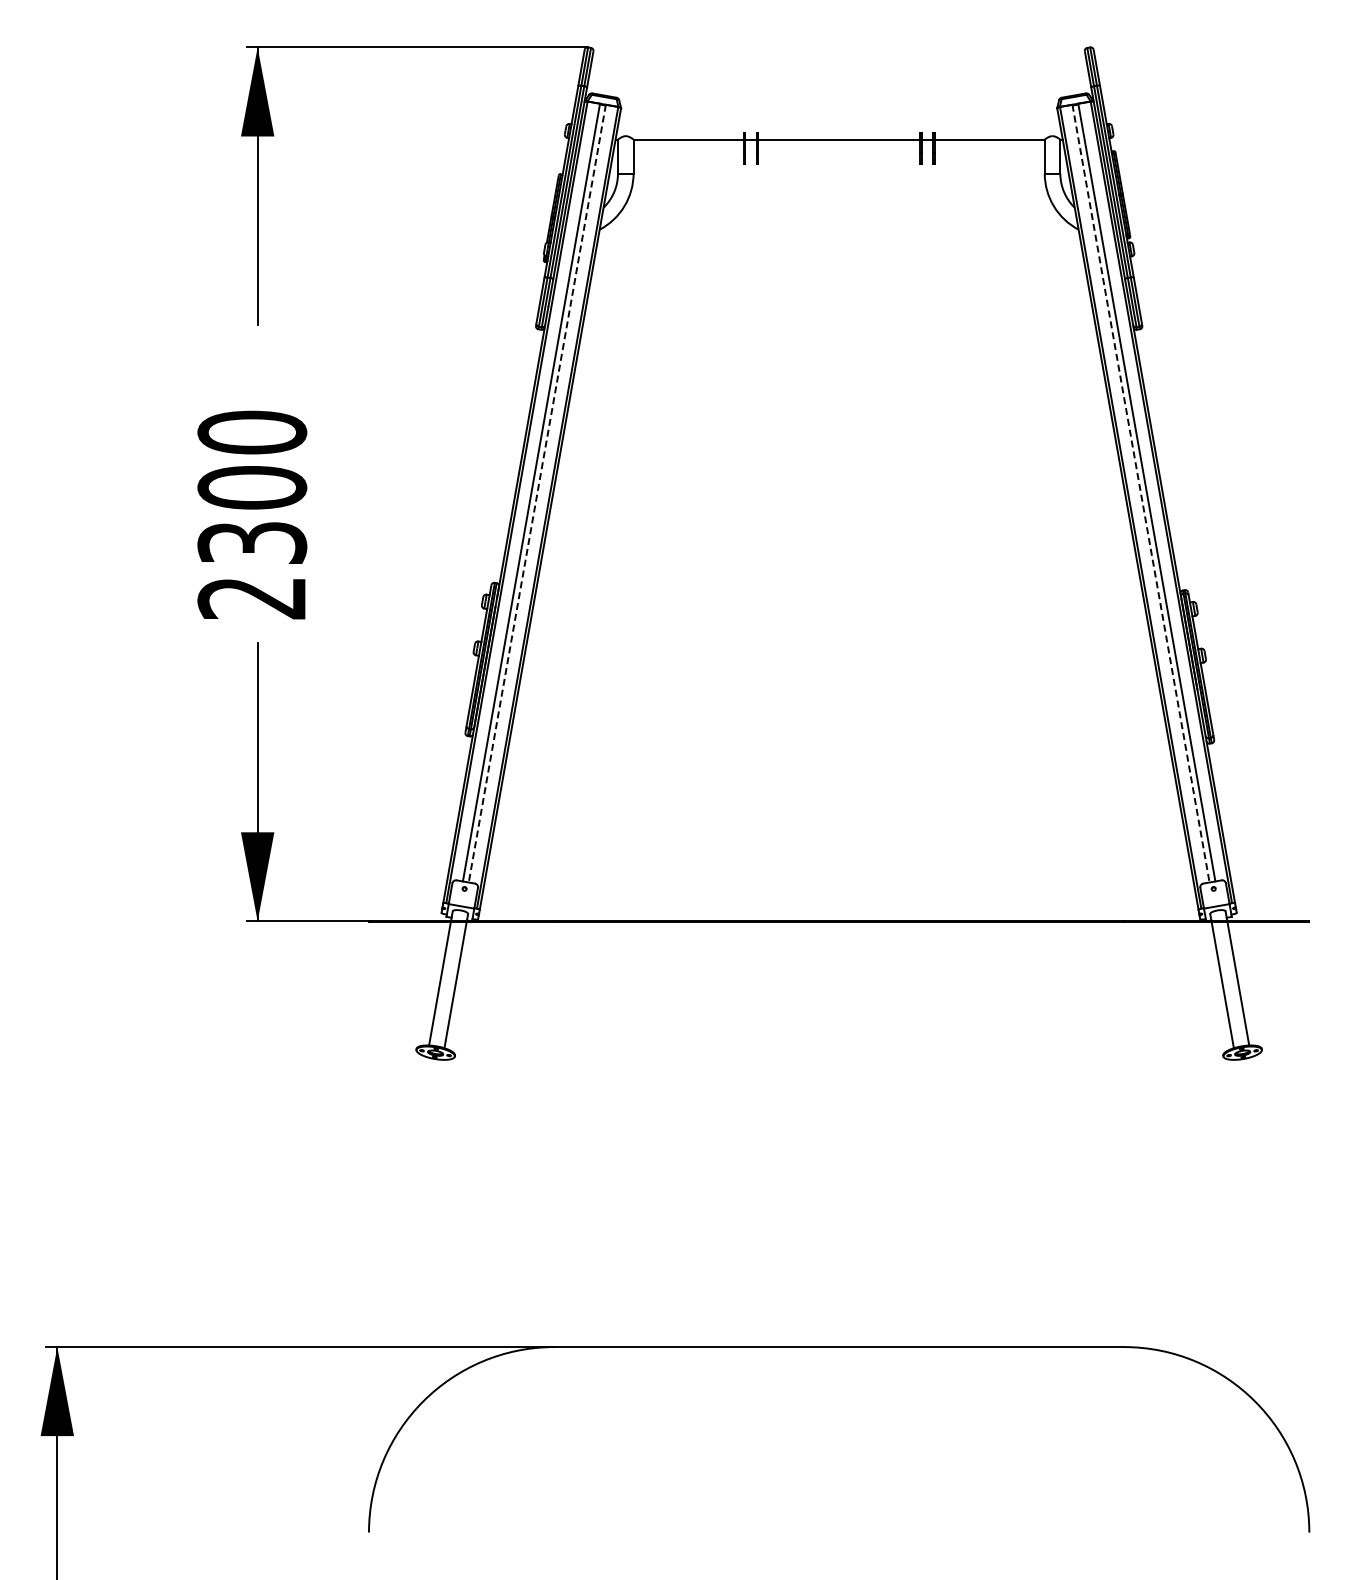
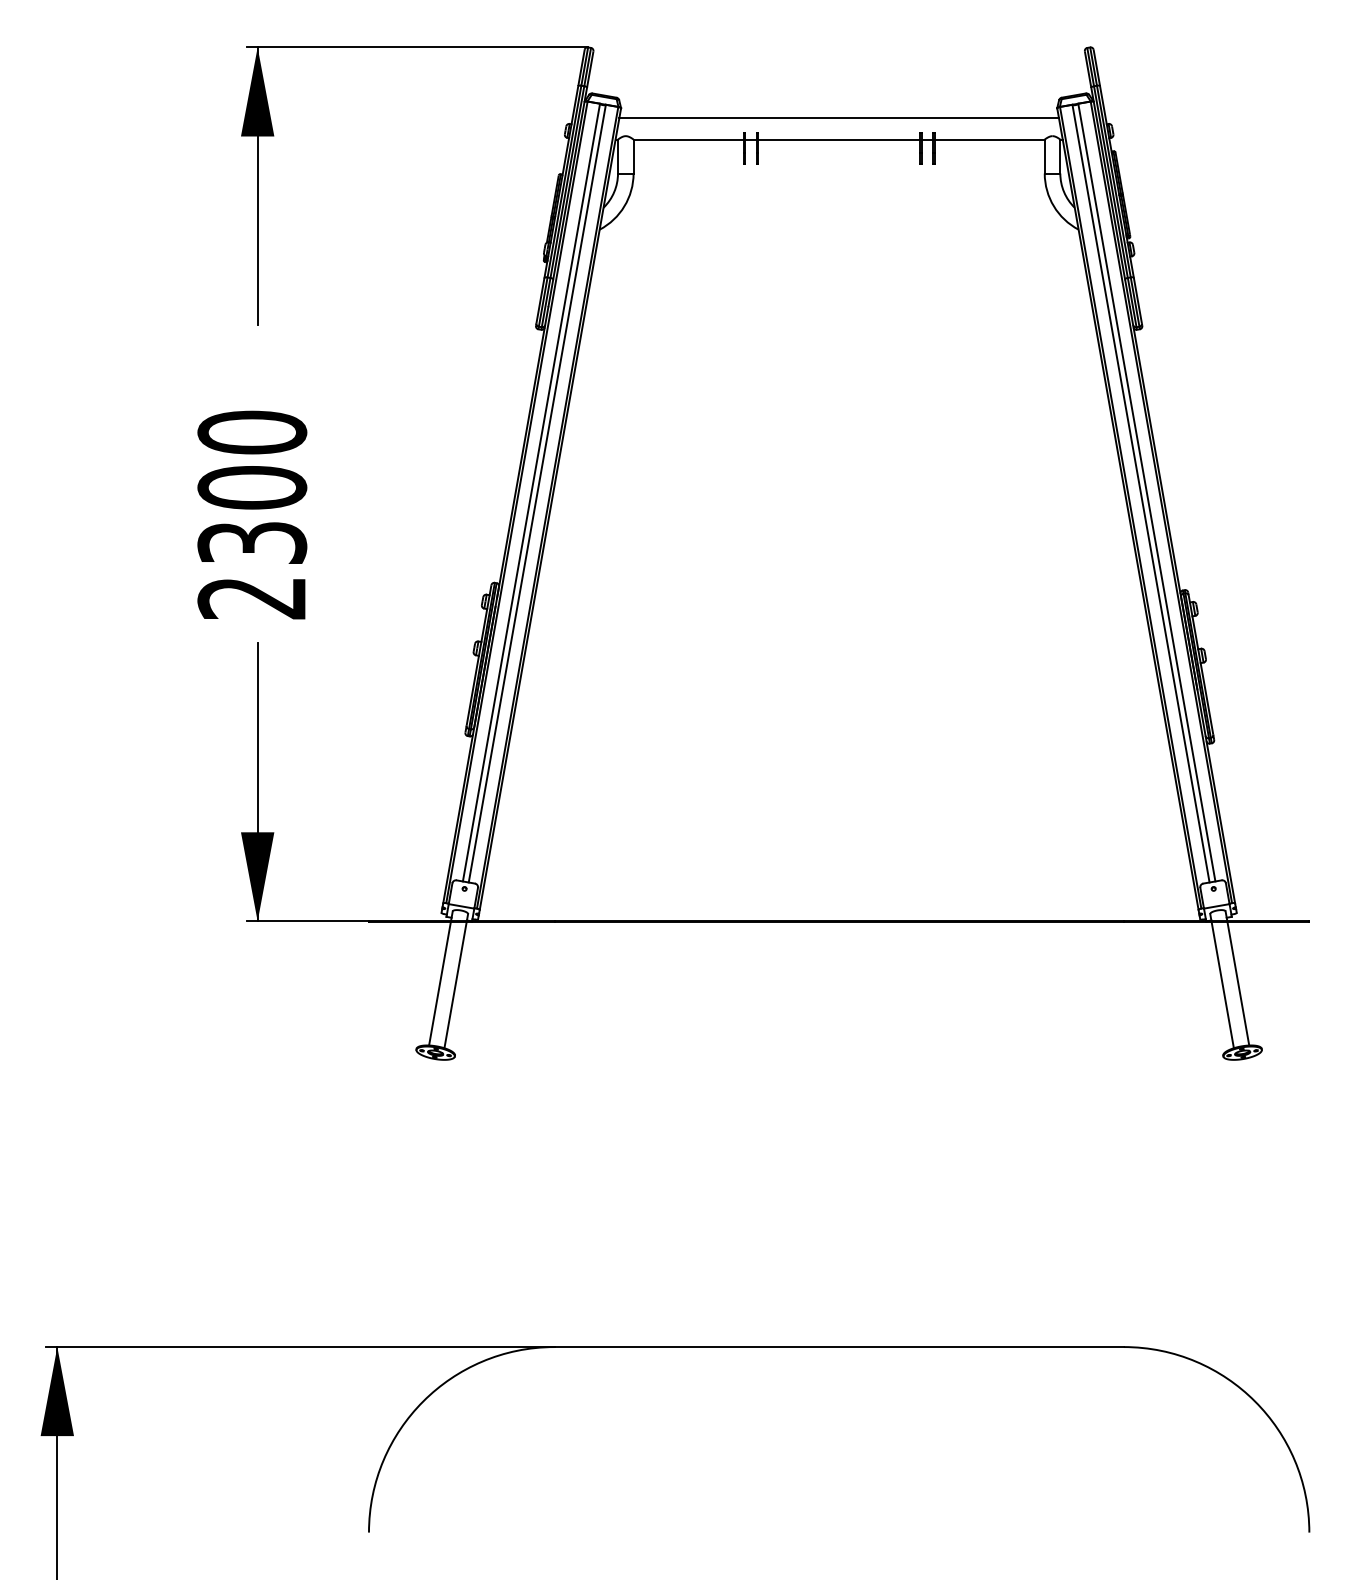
line: none -> present (839, 118)
line: dashed -> solid (537, 493)
line: dashed -> solid (1141, 493)
